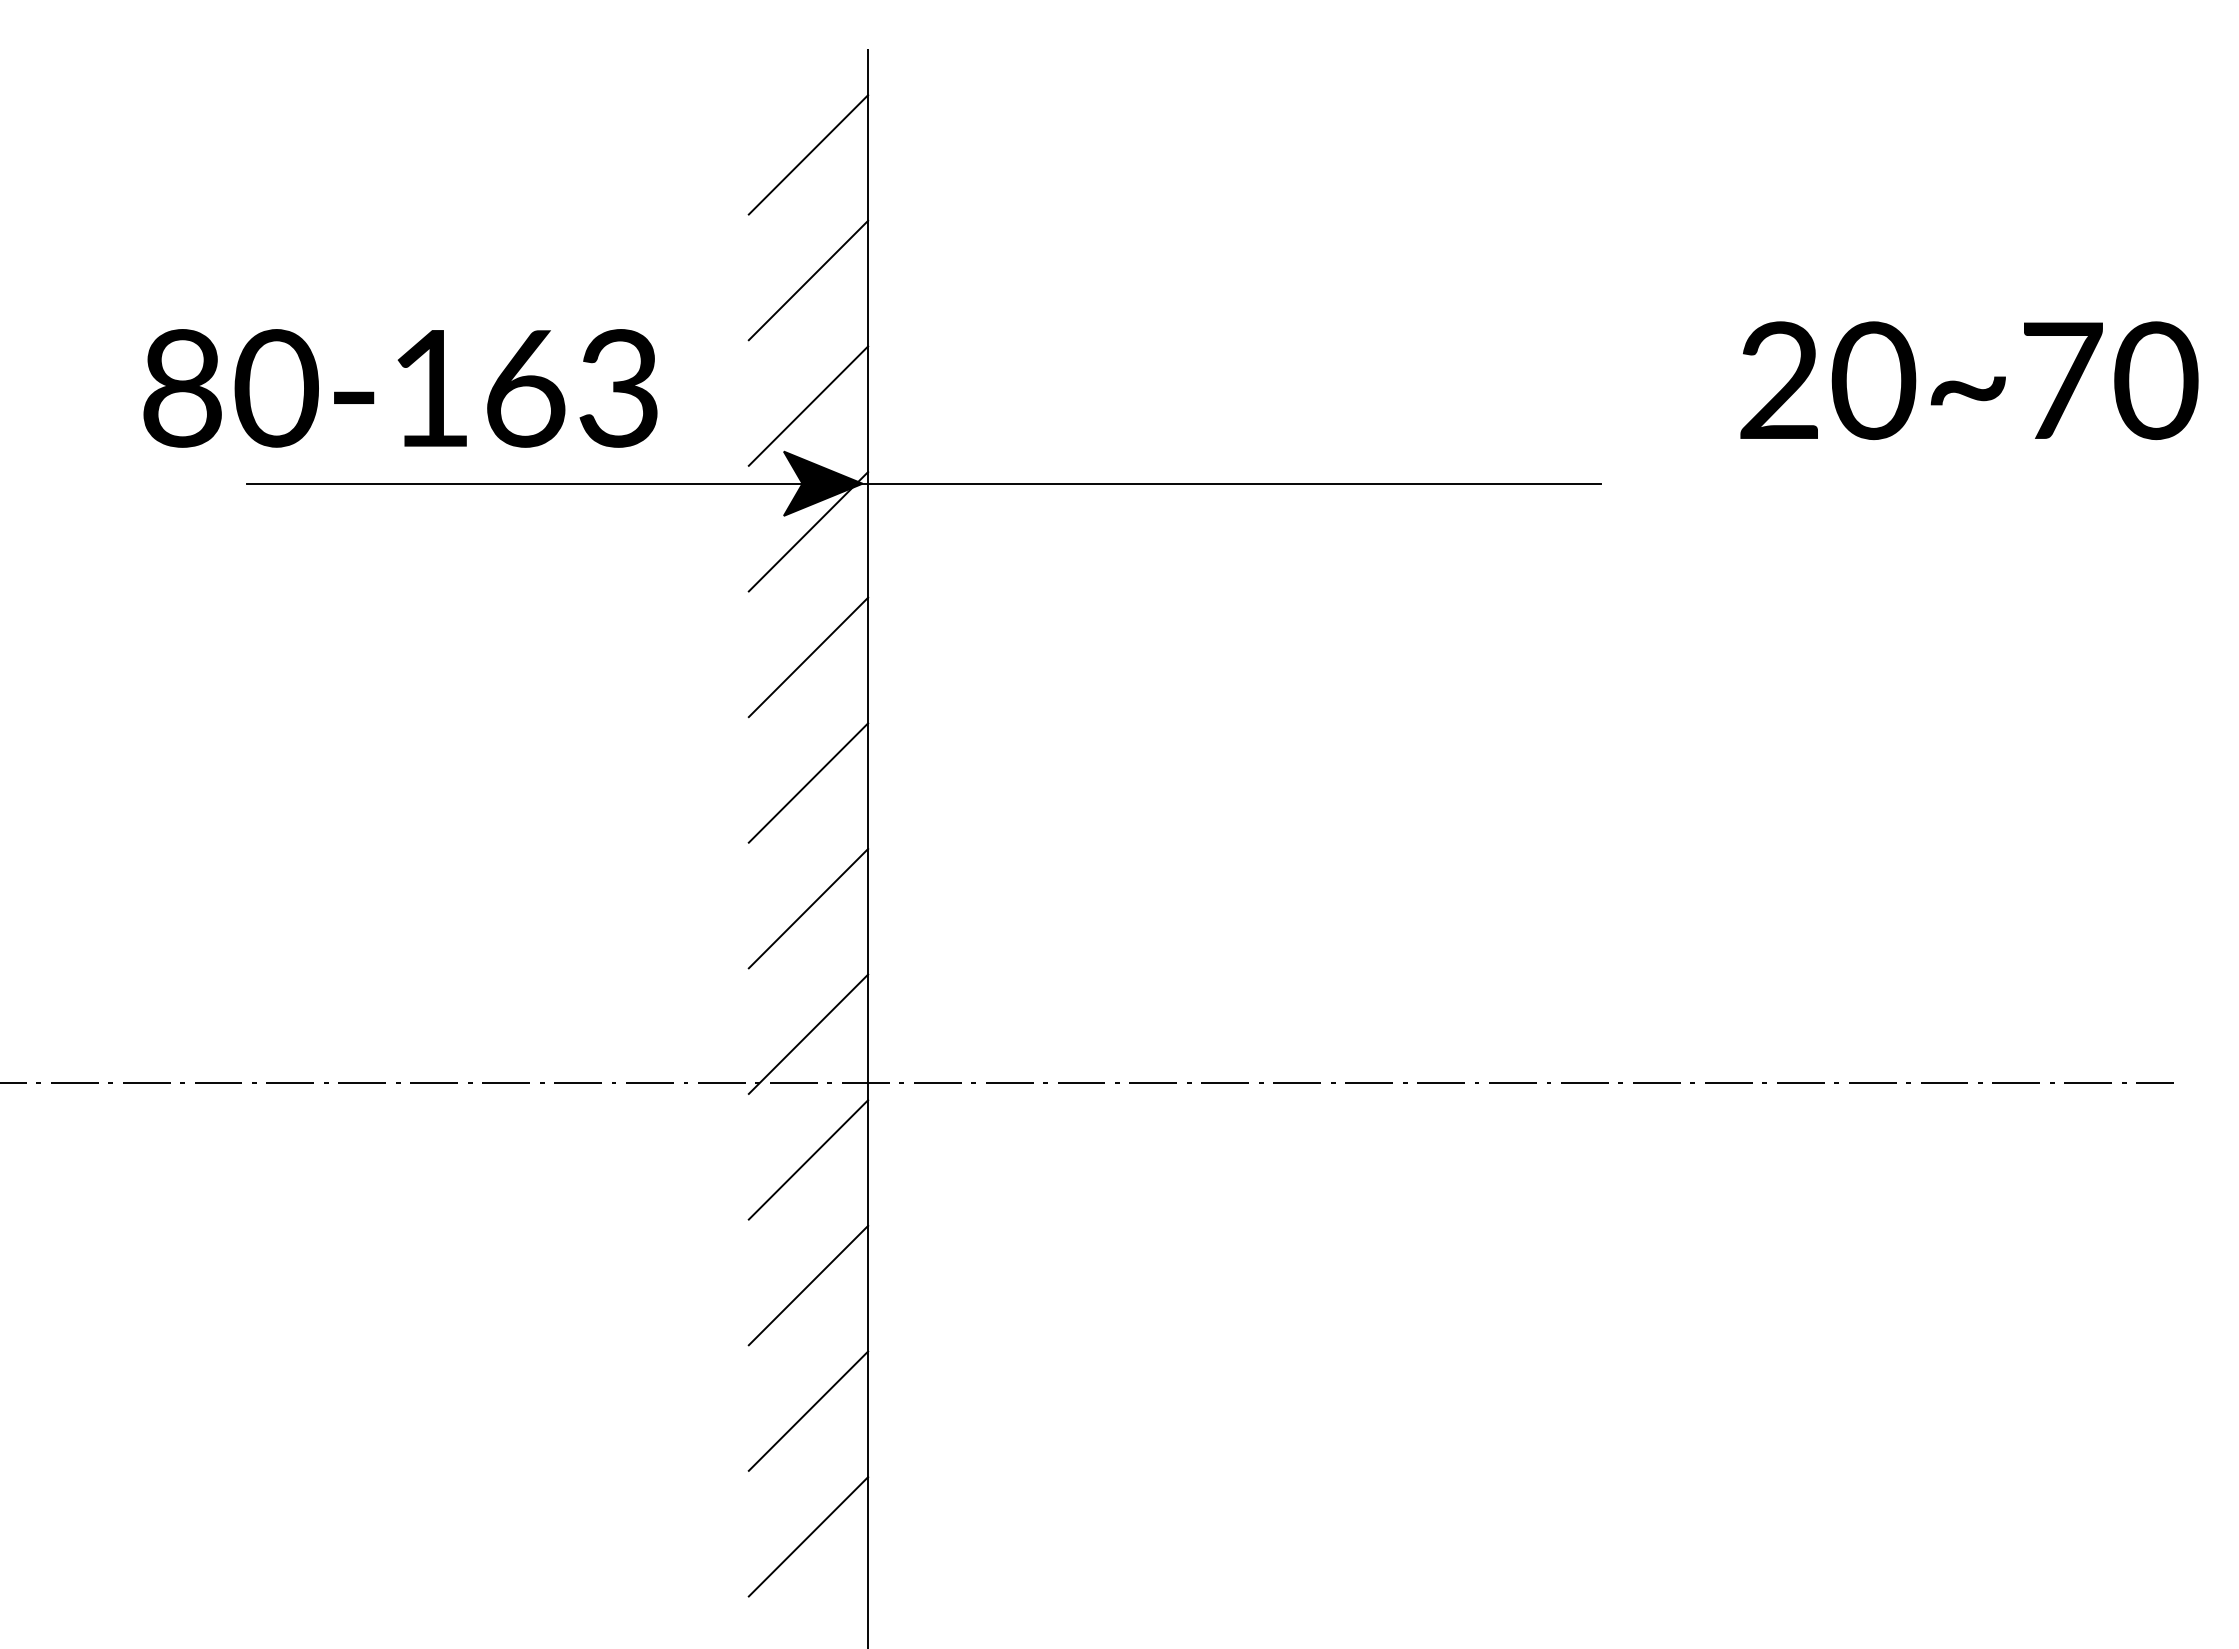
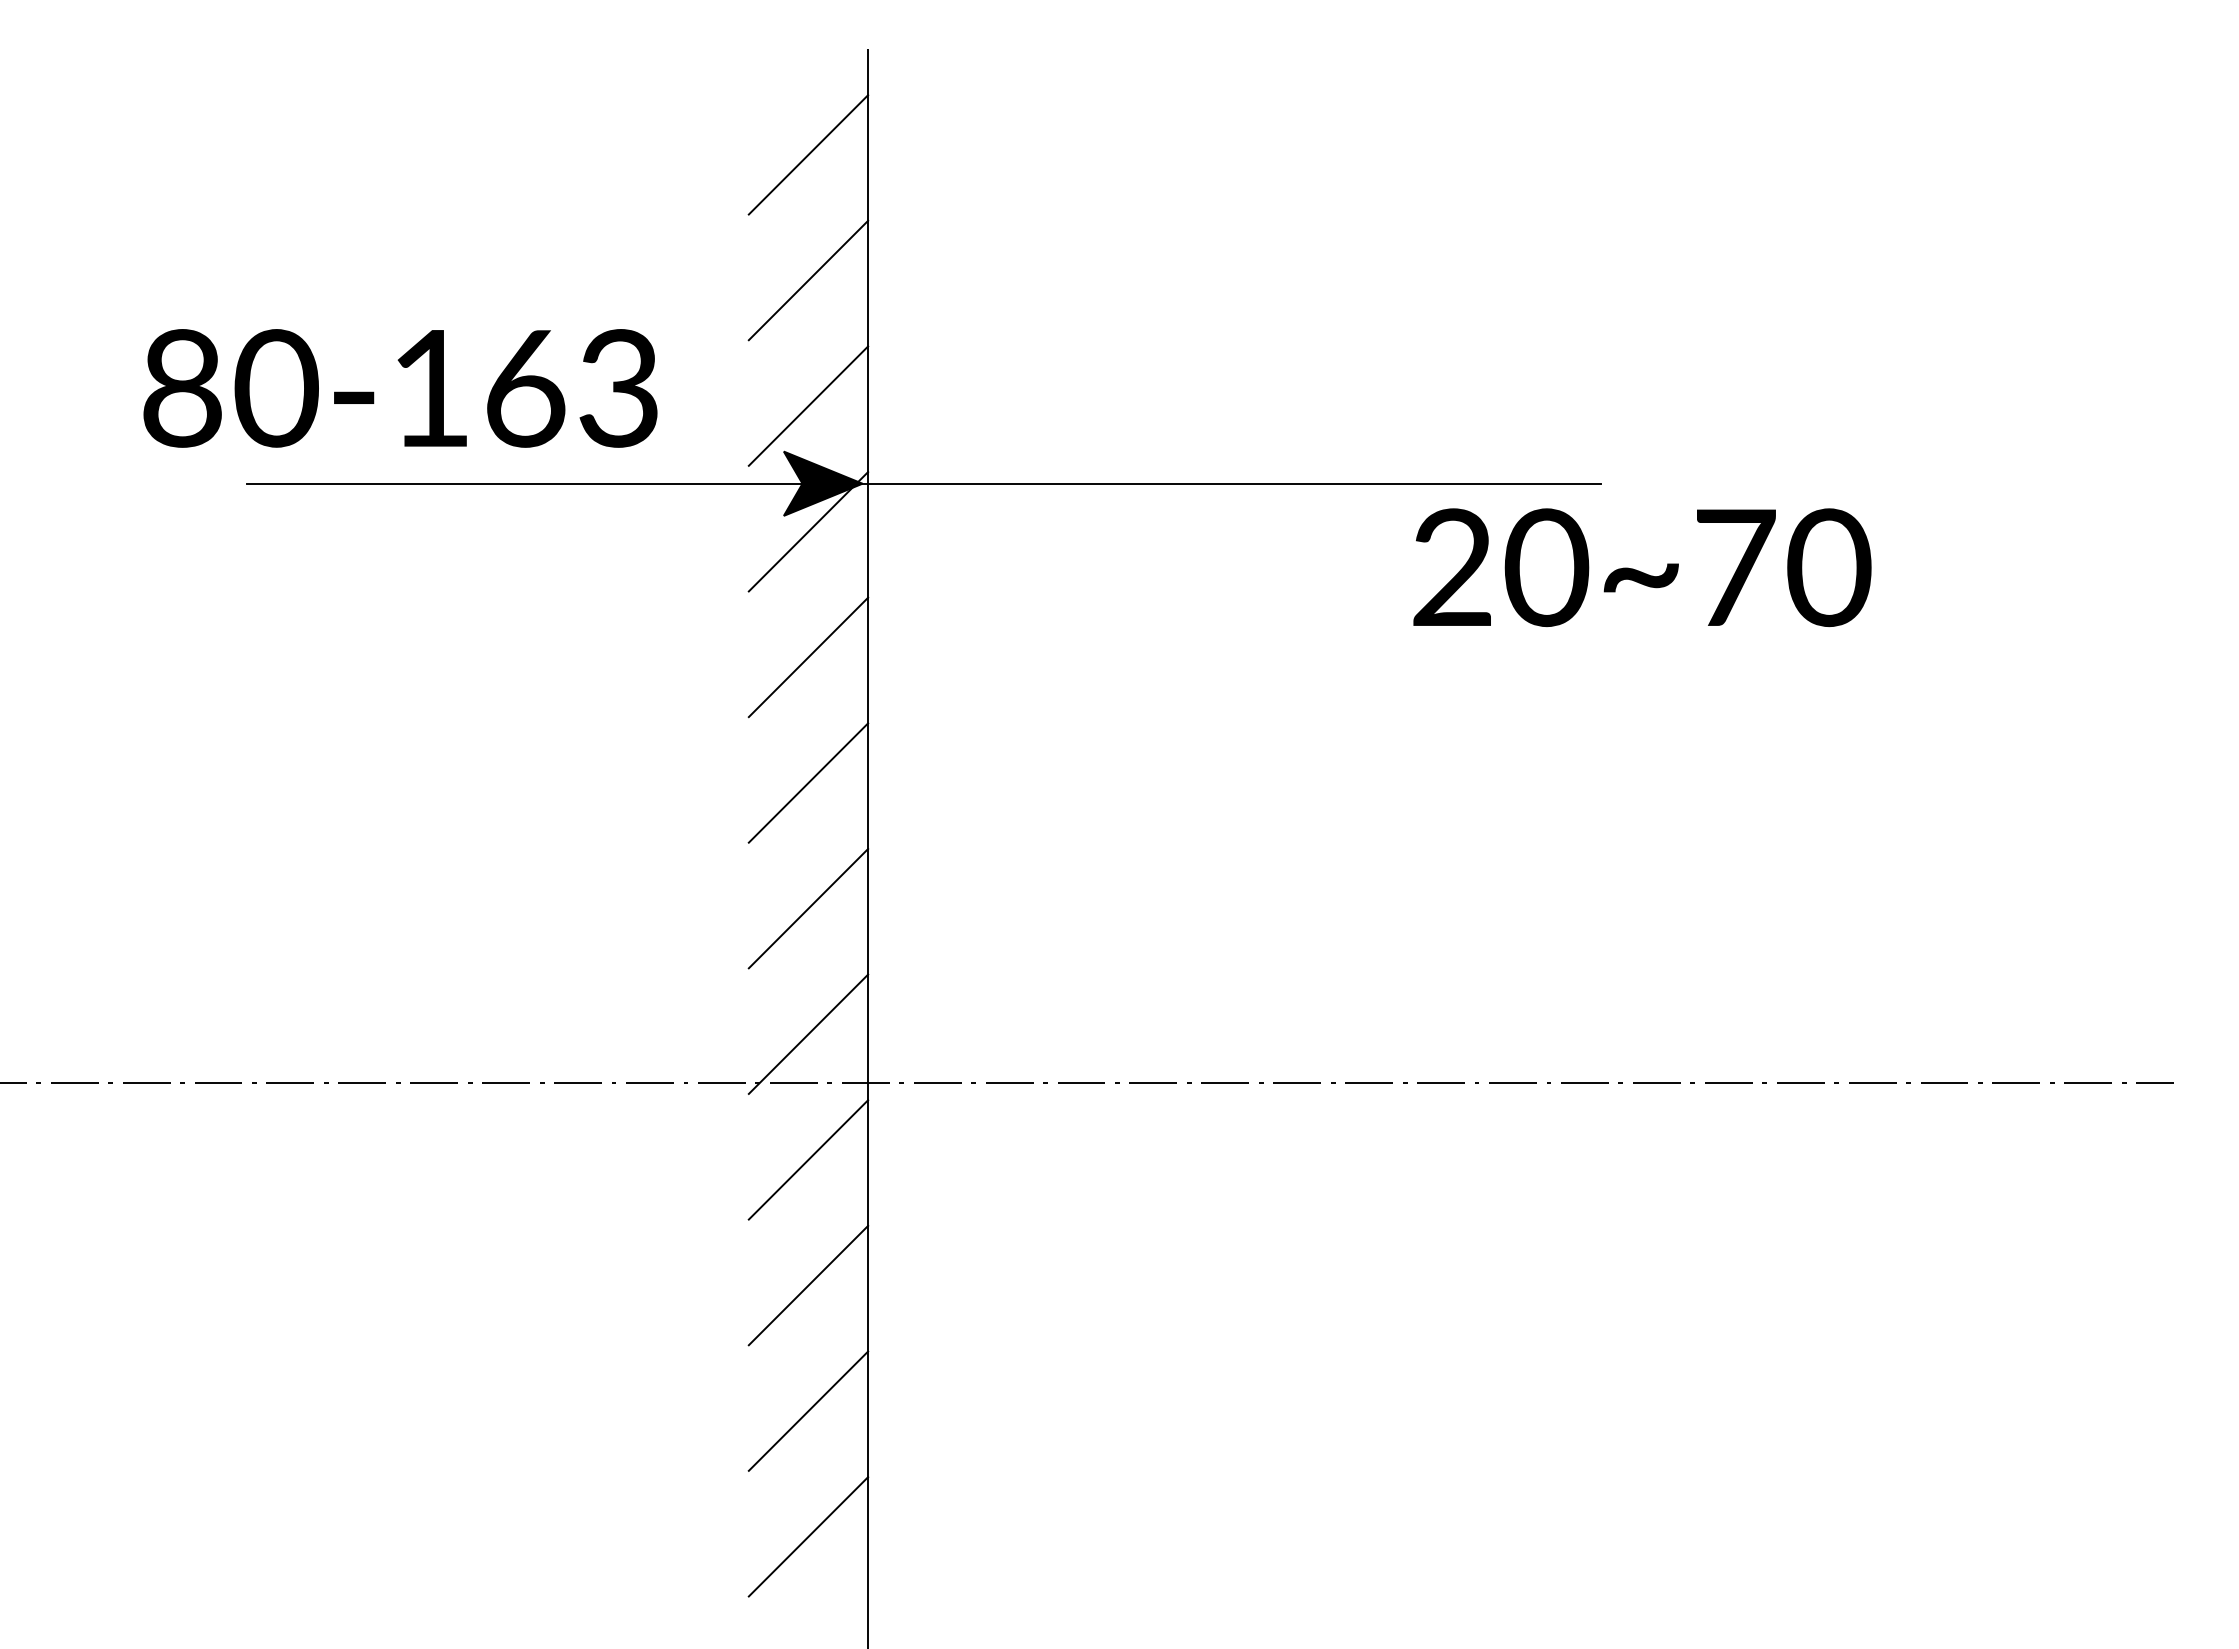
text position: (1969, 380) -> (1642, 567) (1642, 567)
